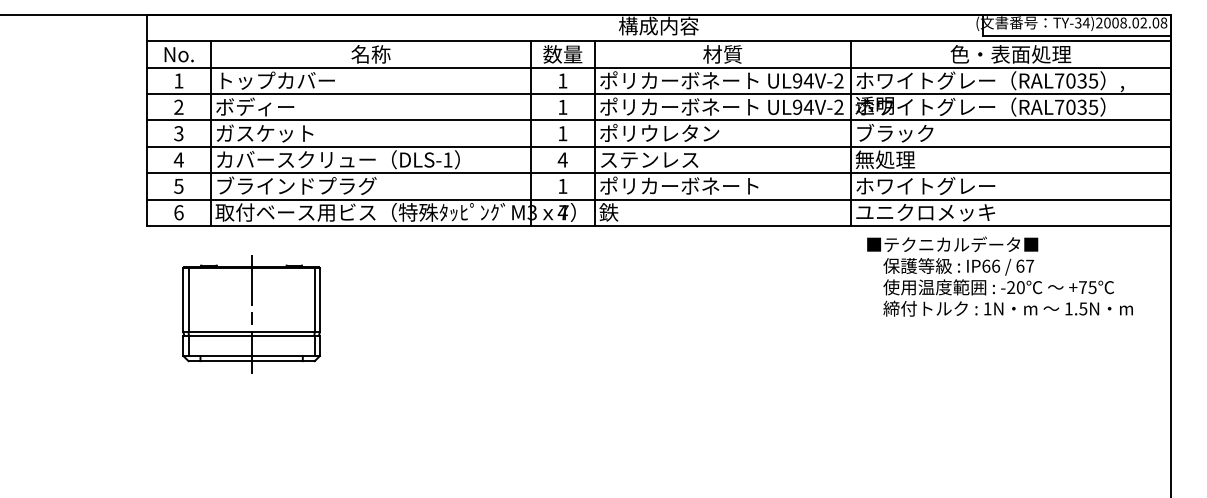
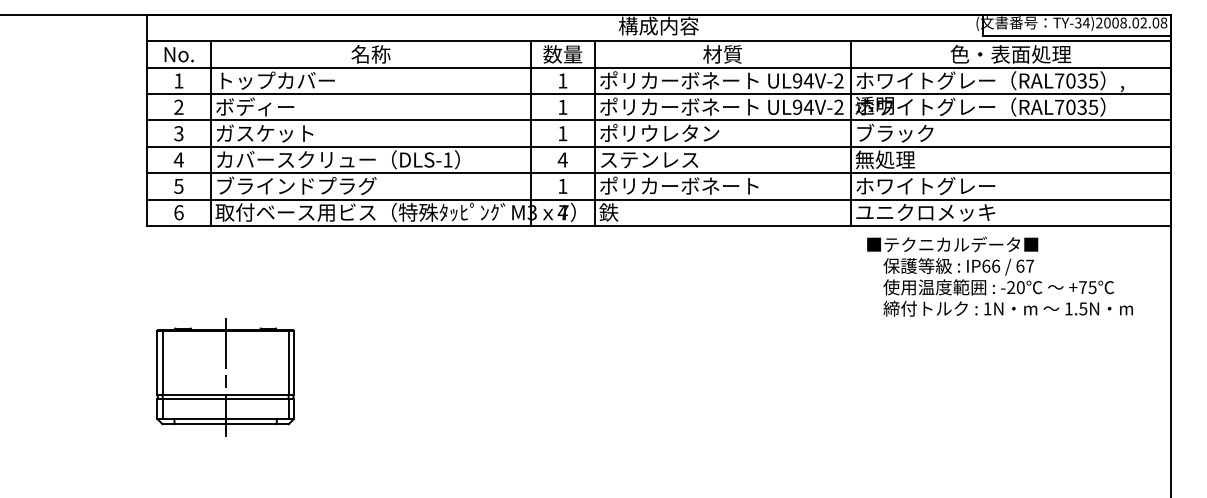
part position: (251, 314) -> (225, 377) (225, 377)
